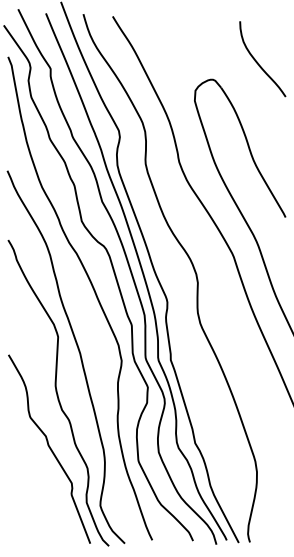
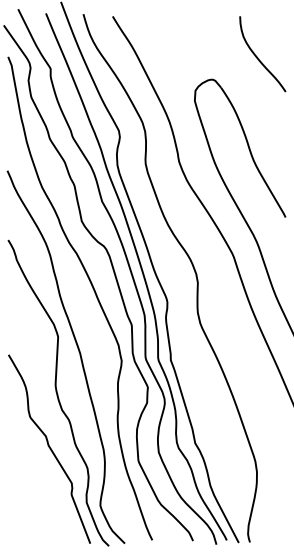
curve position: (258, 62) -> (258, 57) (258, 57)
